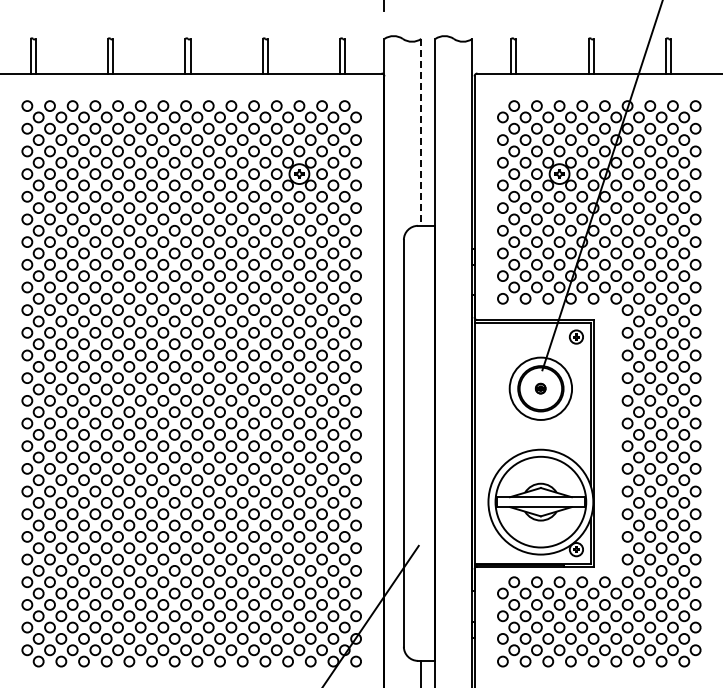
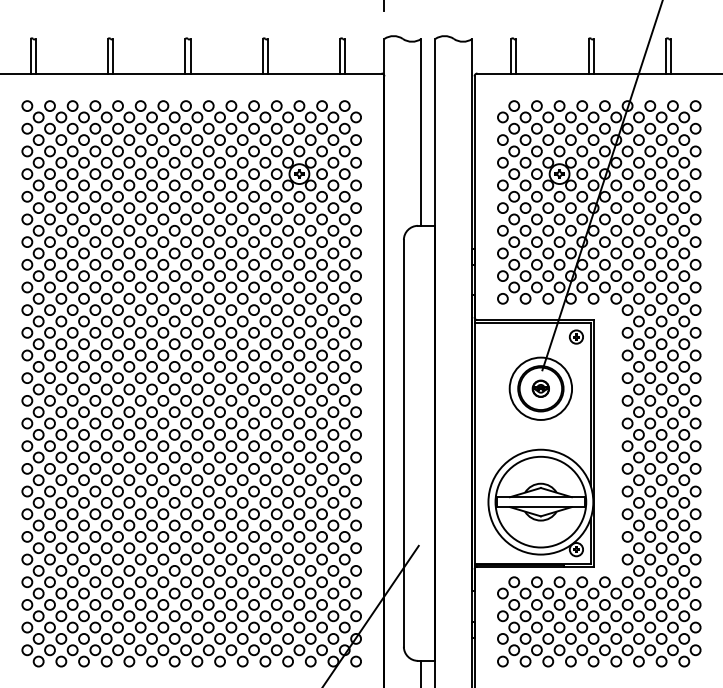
line: dashed -> solid (421, 132)
part size: 13x13 px -> 19x19 px (540, 388)
